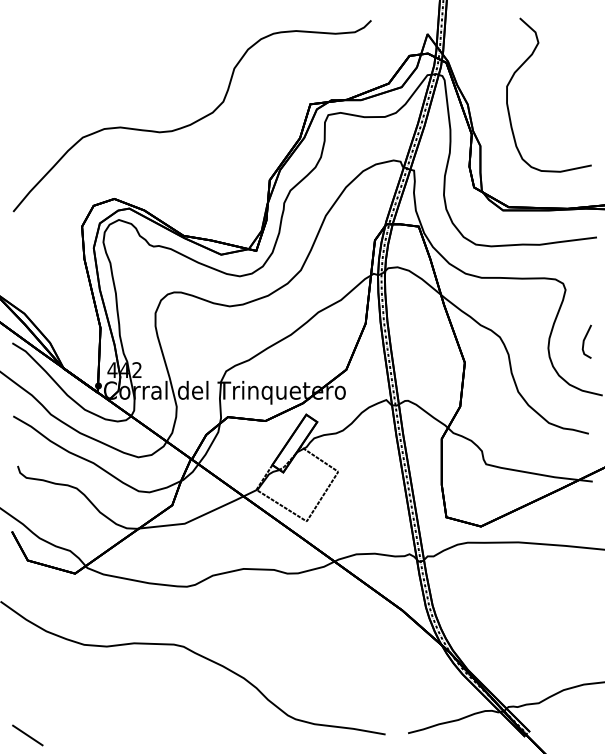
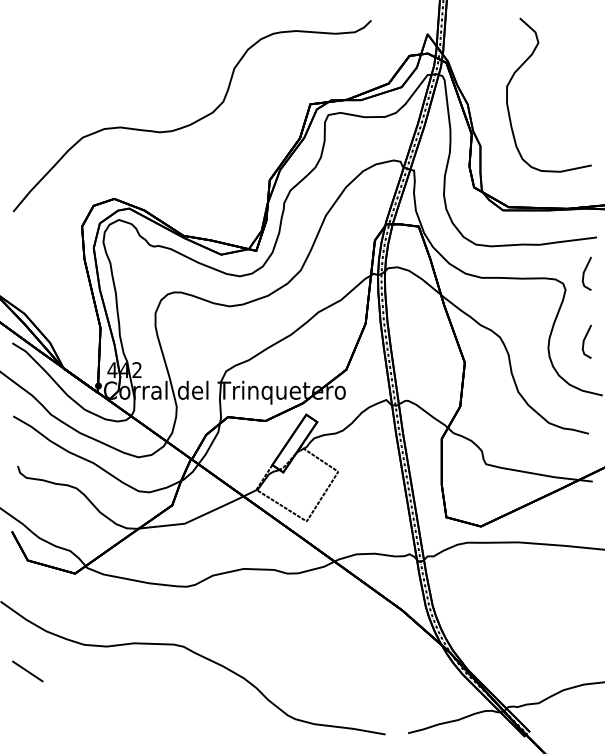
line: none -> present (584, 273)
line position: (27, 735) -> (27, 671) (27, 671)
